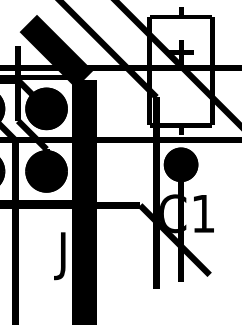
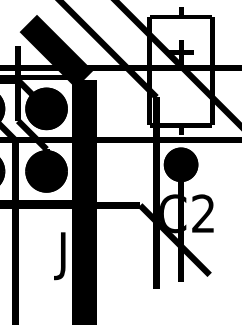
text: C1 -> C2 (202, 213)
